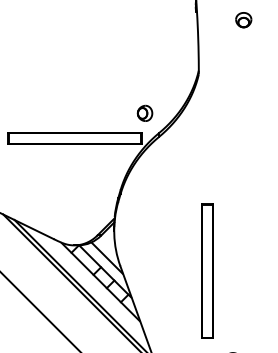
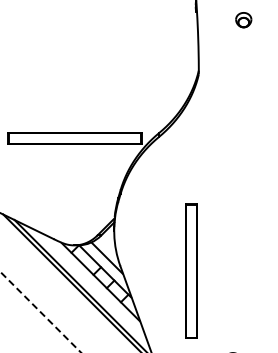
part: present -> none (144, 112)
part position: (207, 270) -> (191, 270) (191, 270)
line: solid -> dashed (40, 311)
